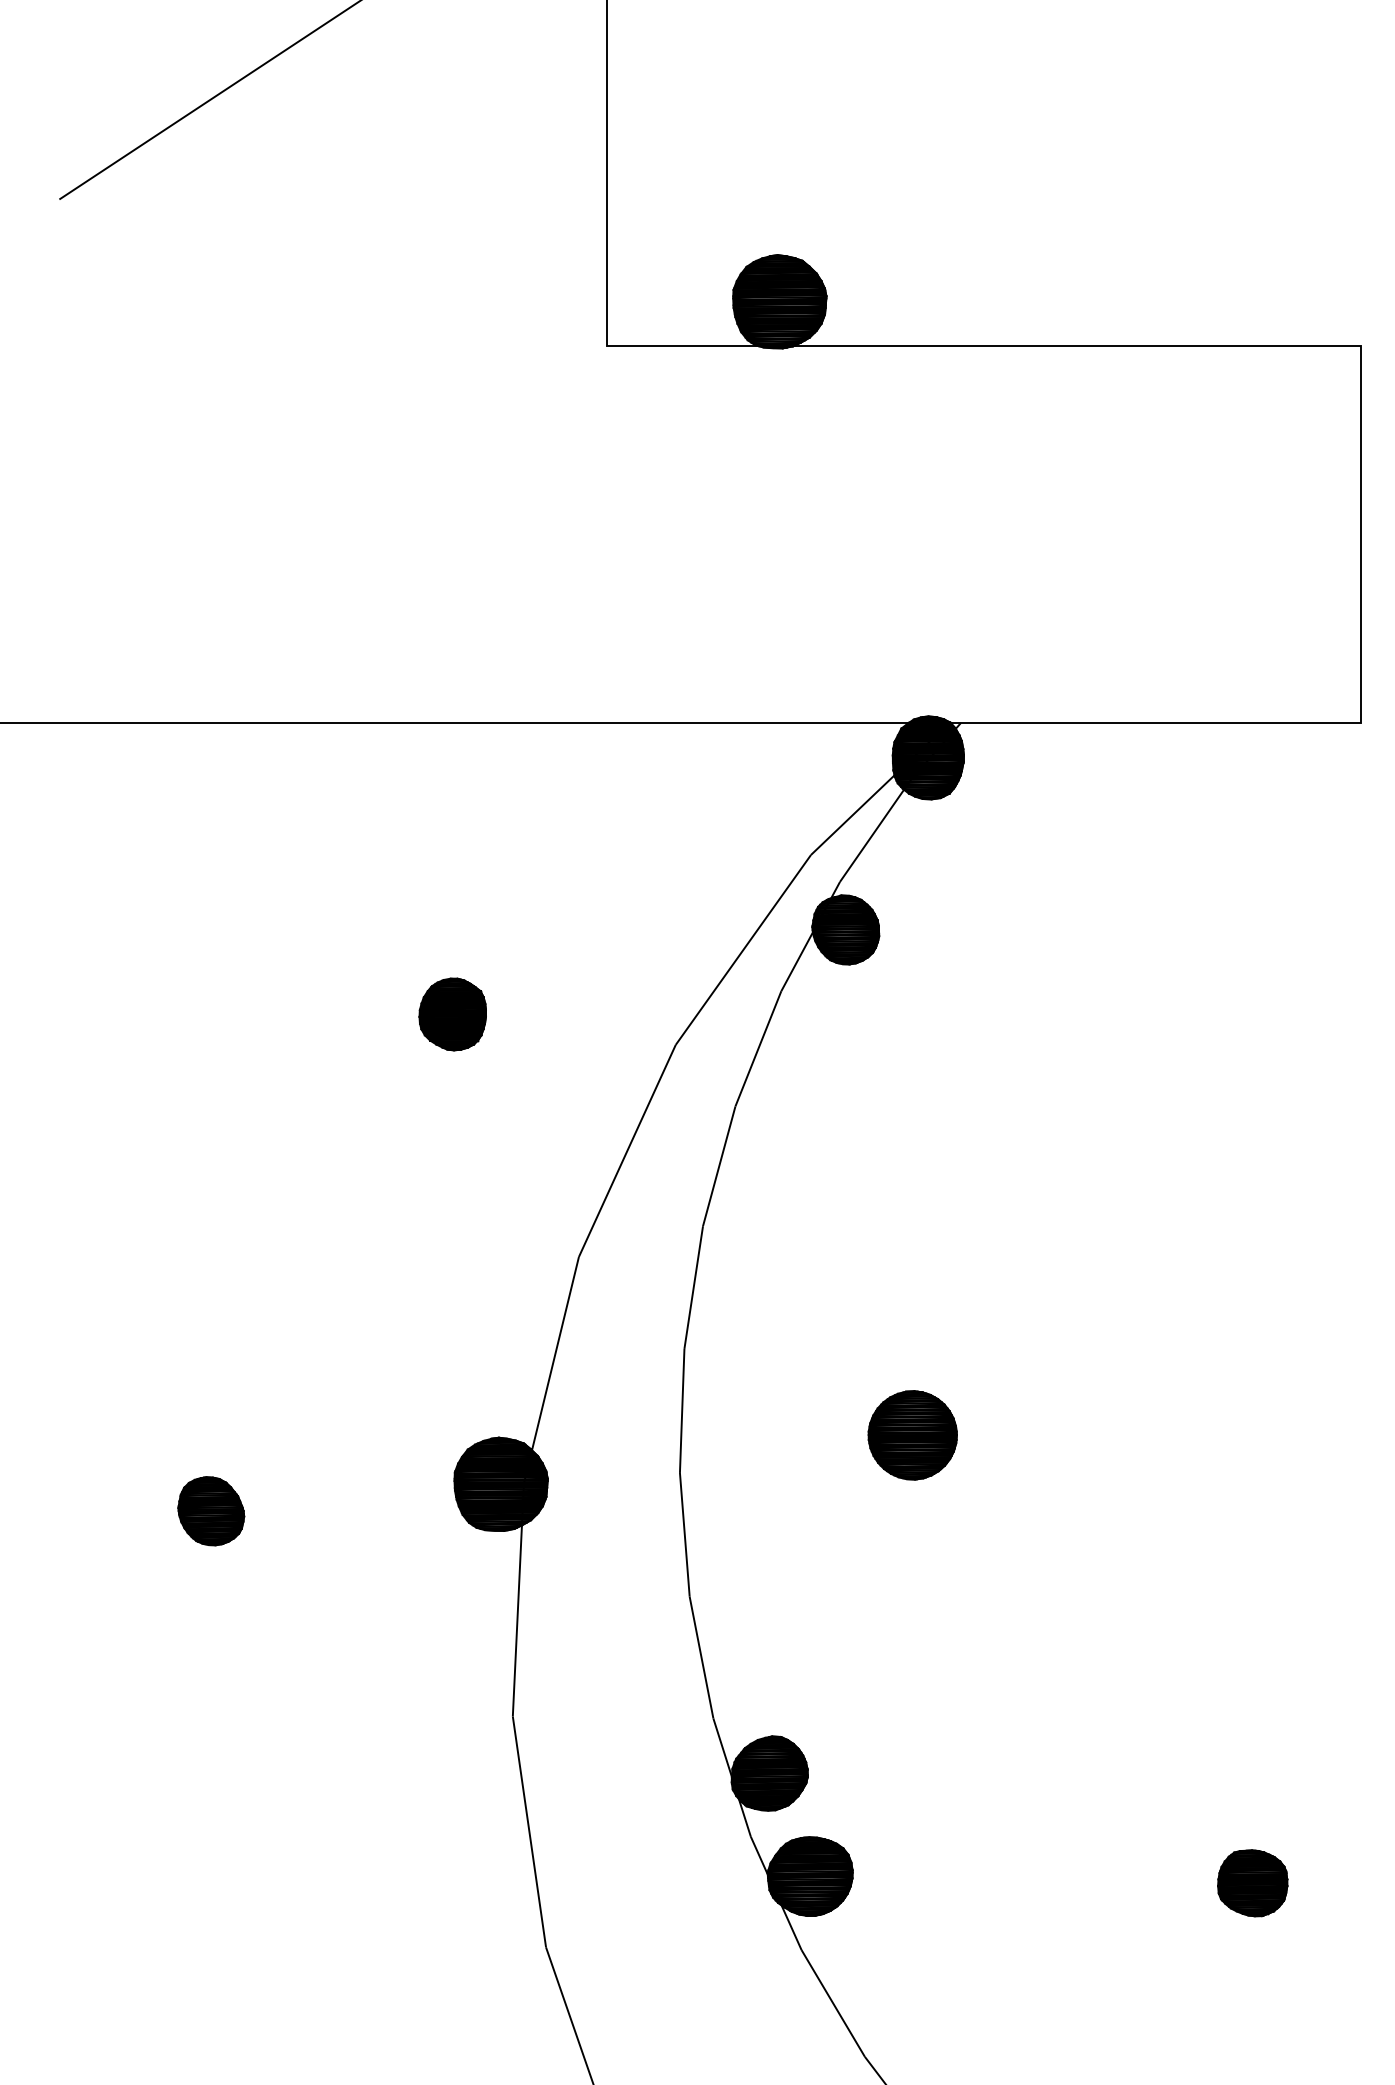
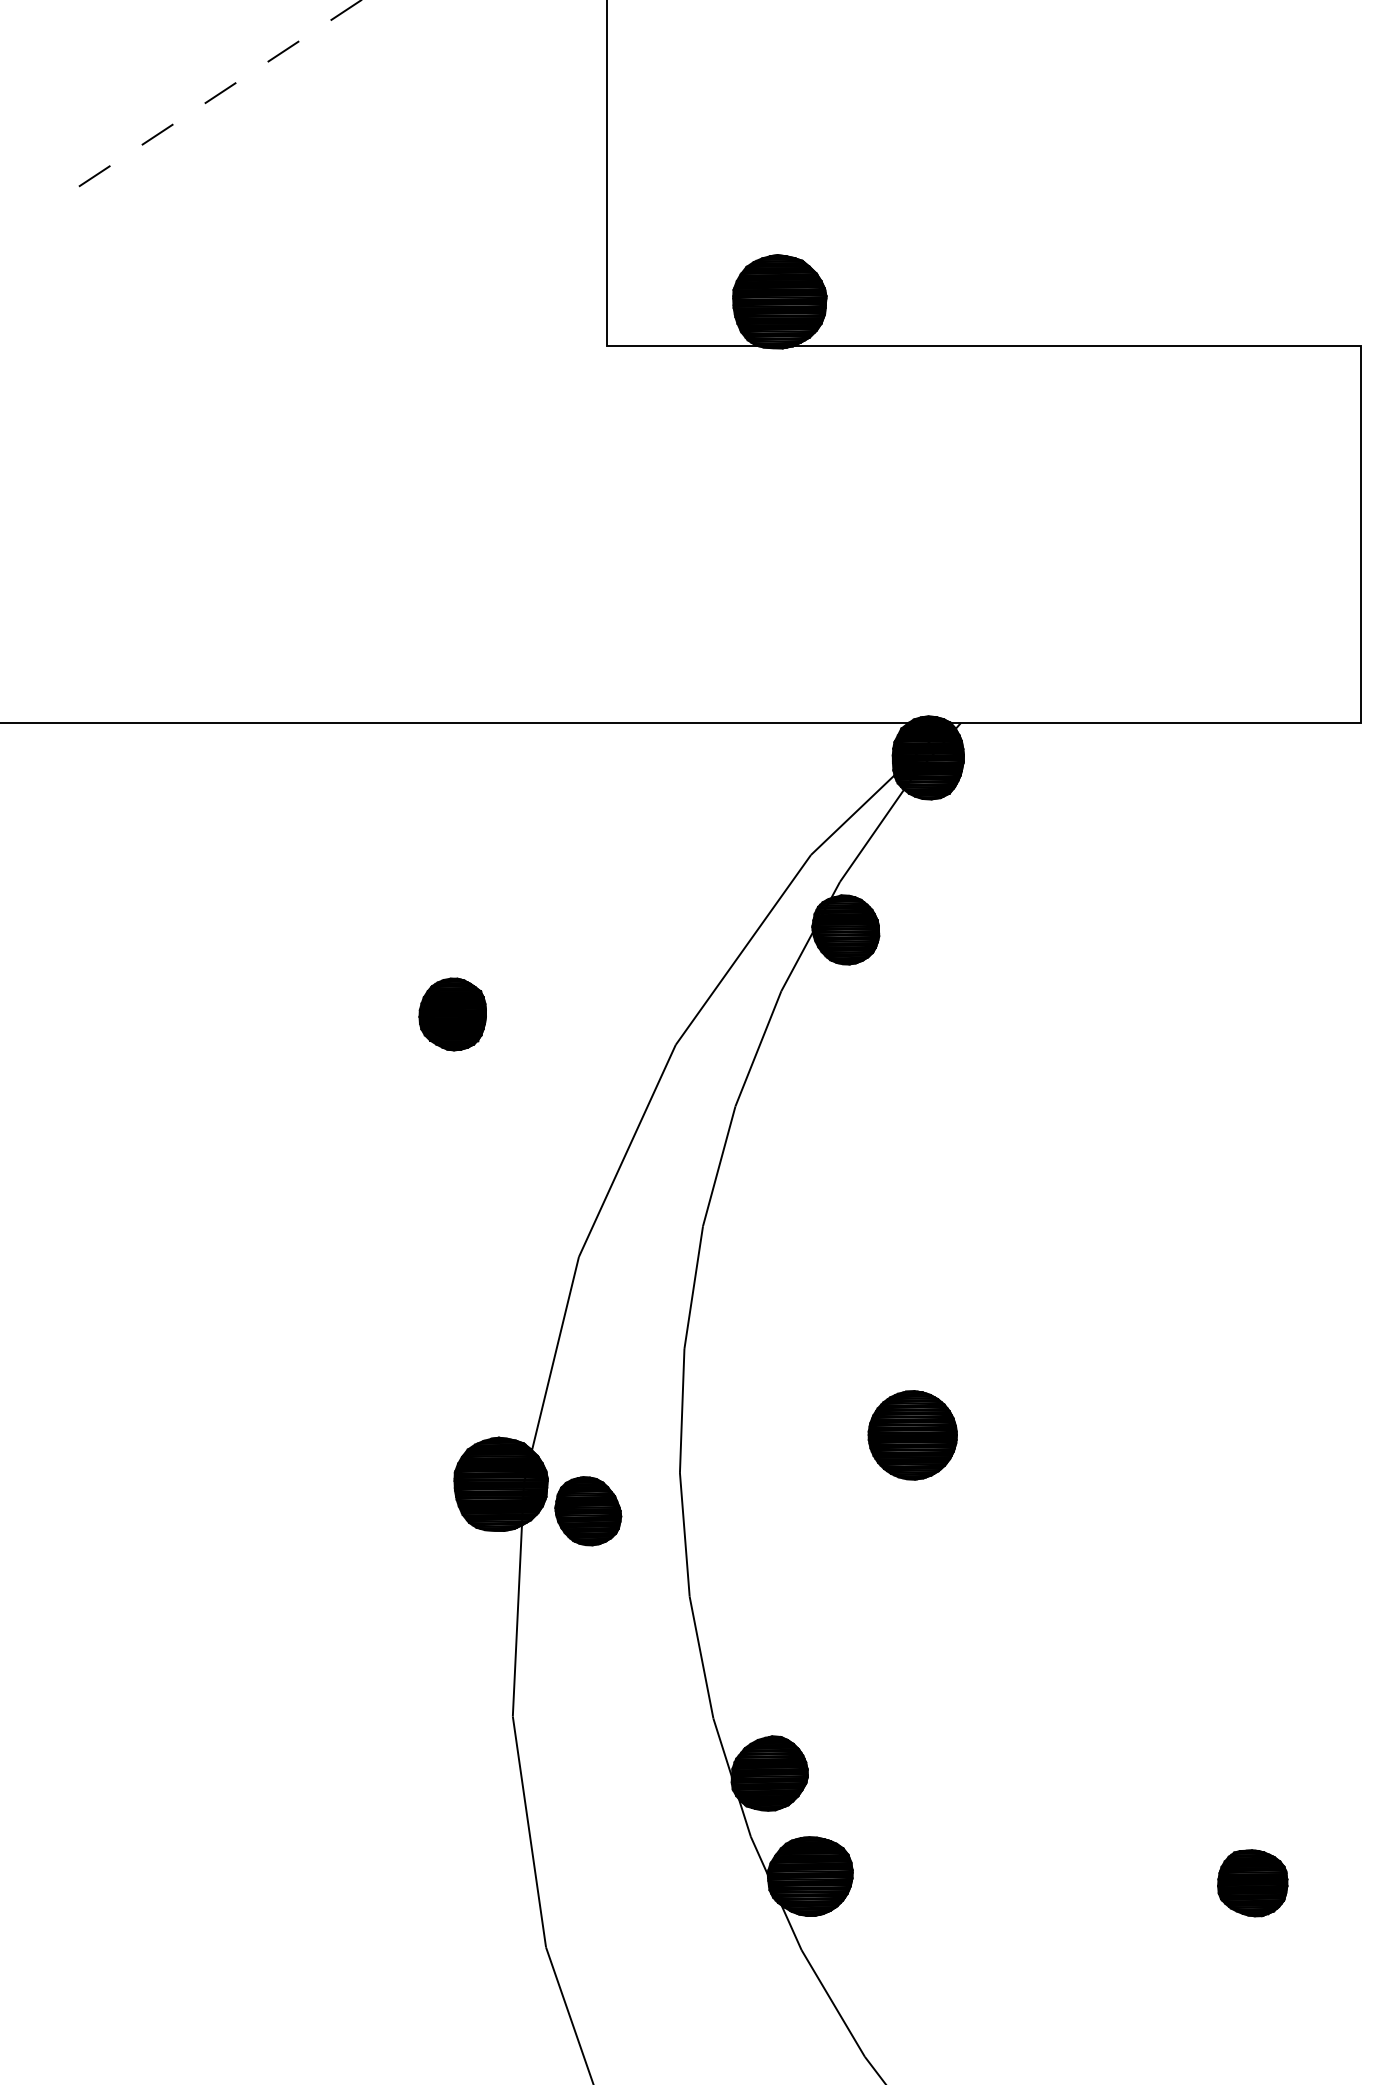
line: solid -> dashed (210, 99)
part position: (211, 1511) -> (588, 1511) (588, 1511)
